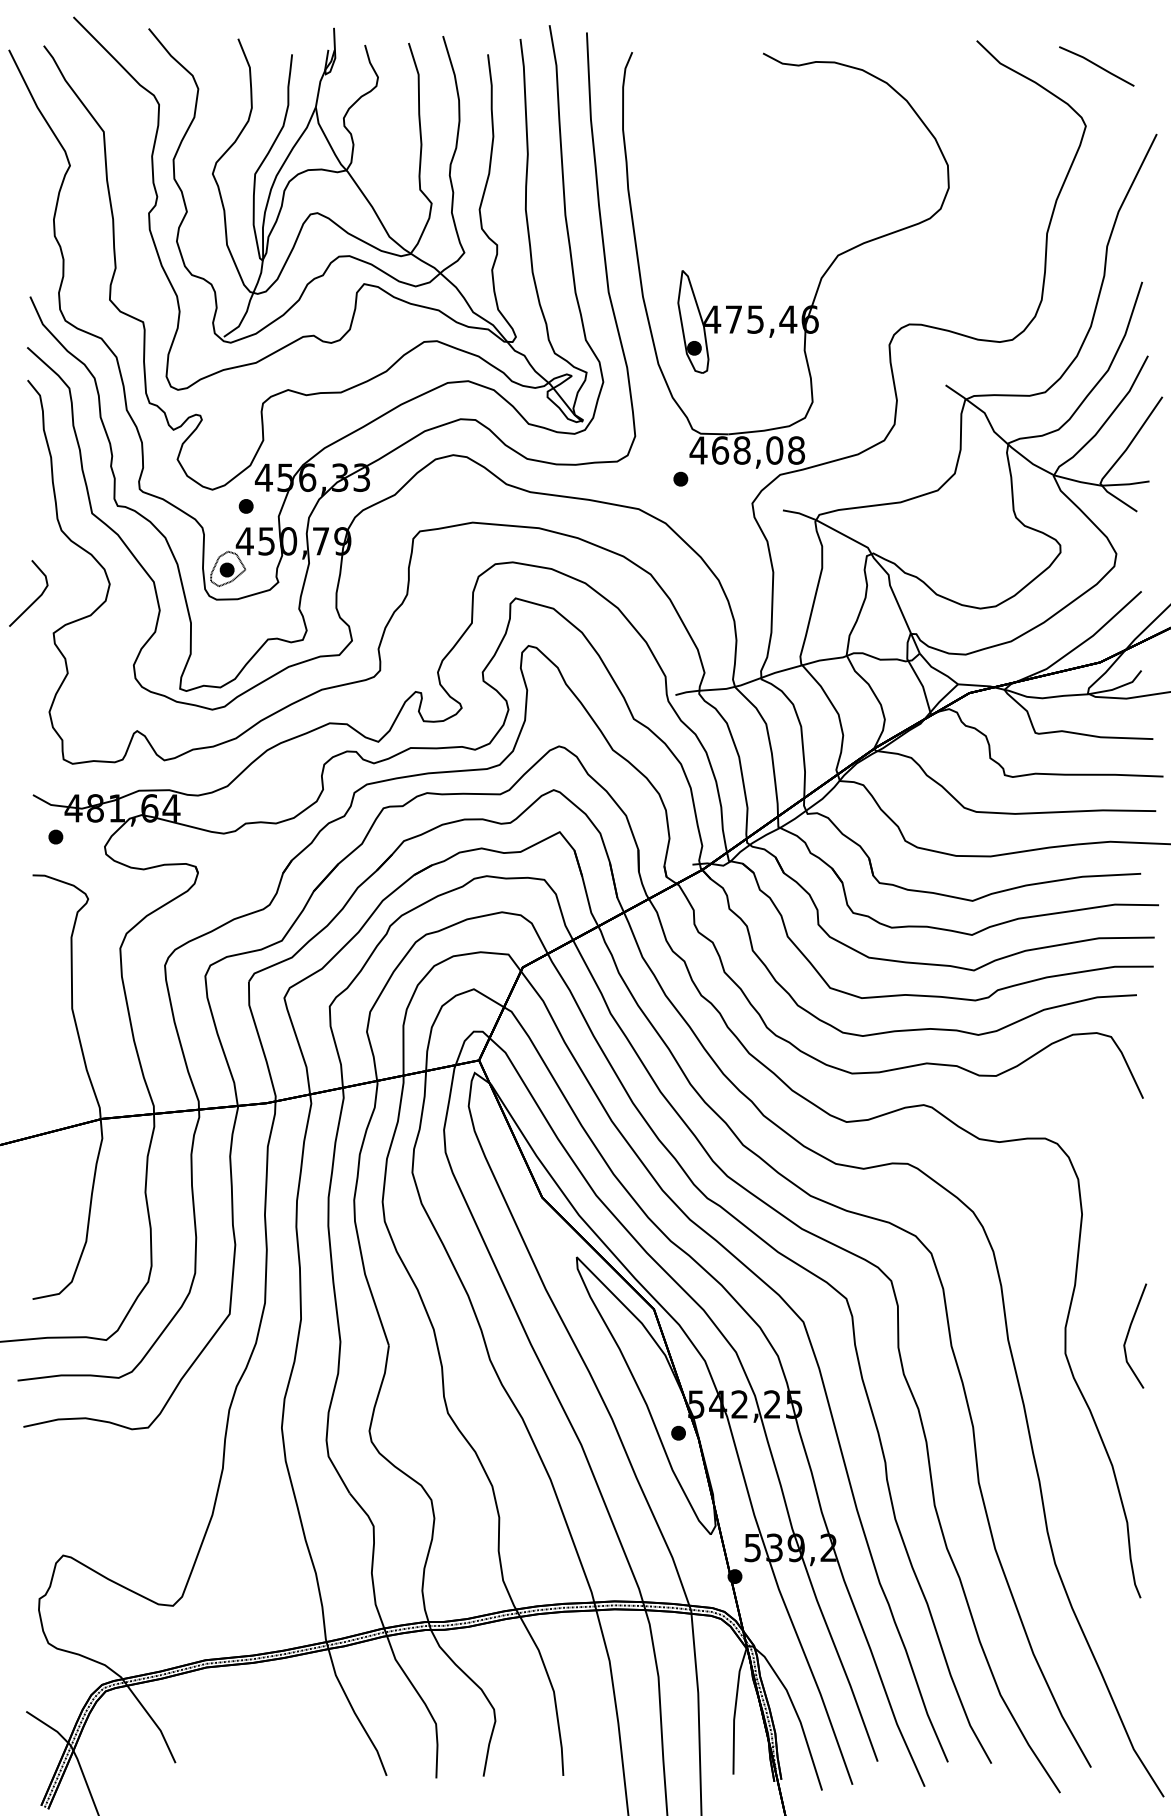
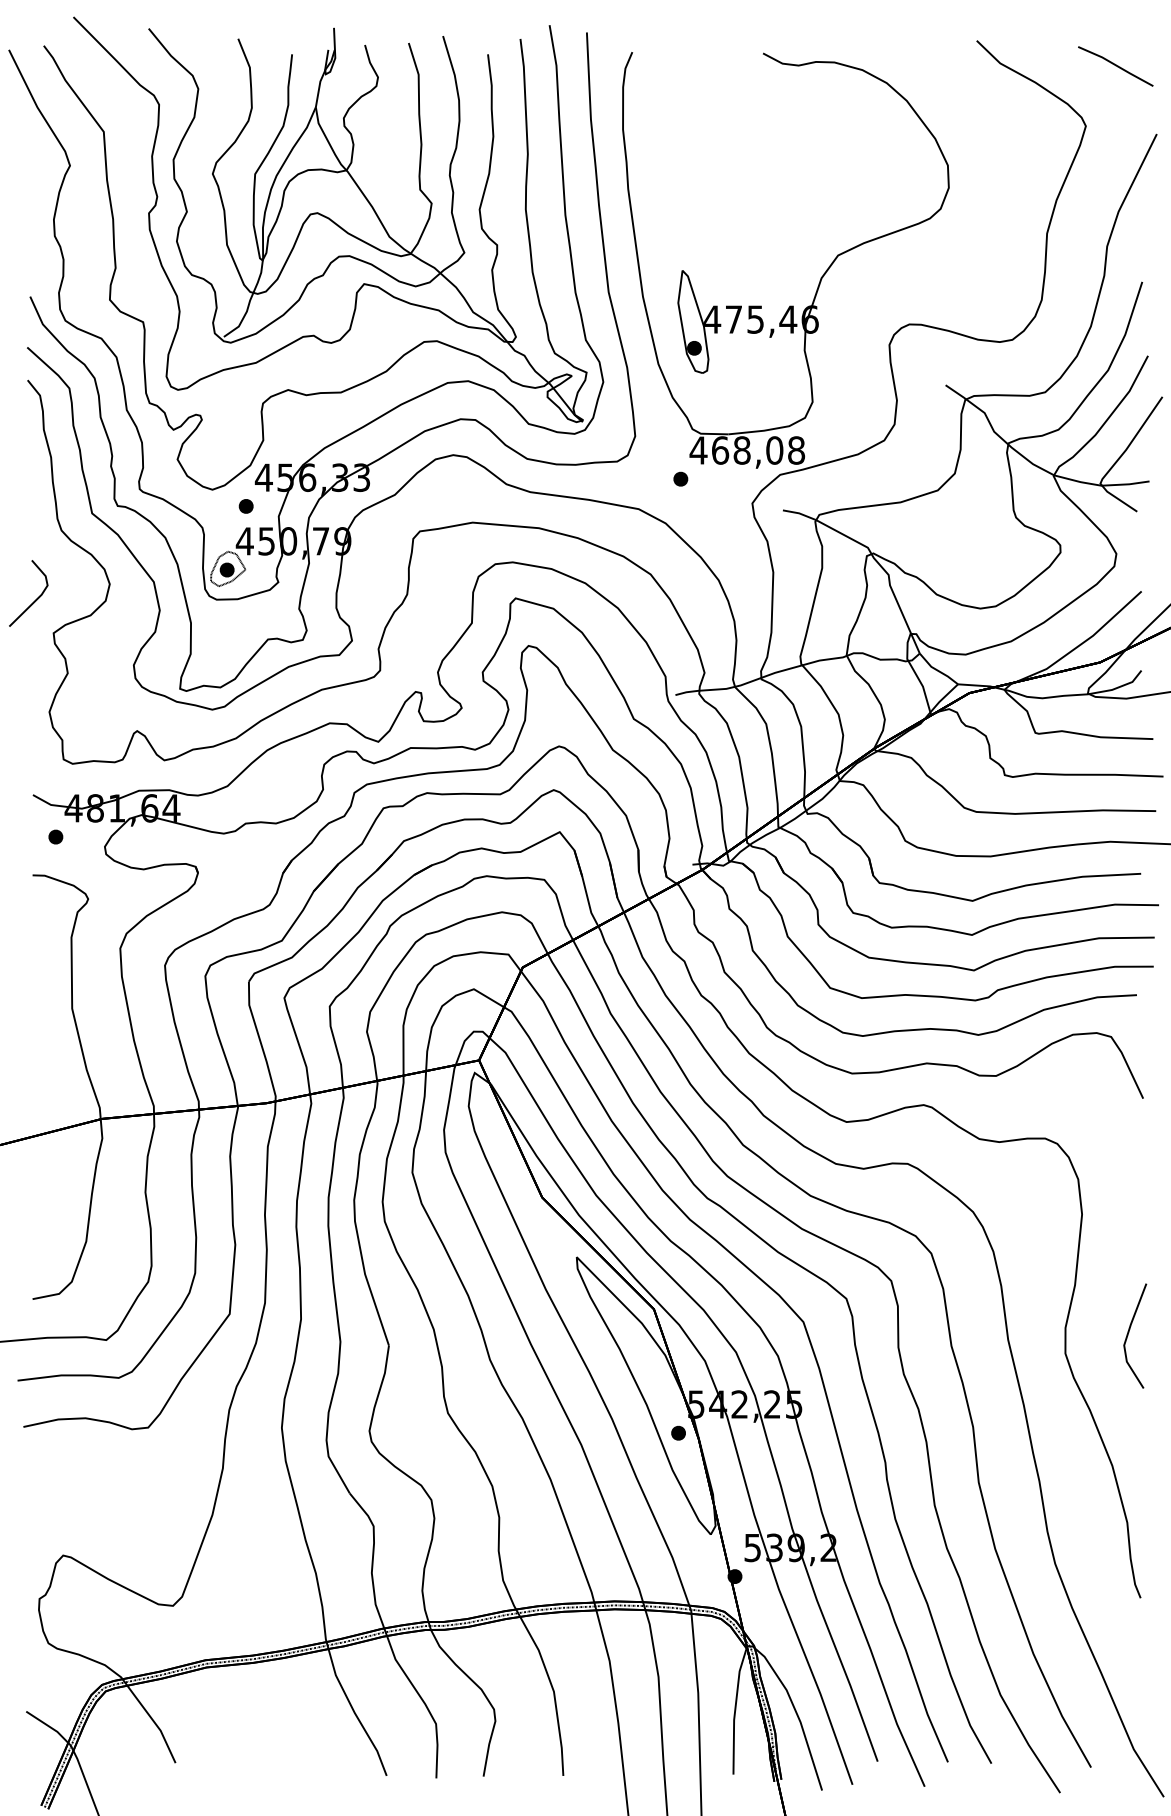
line position: (1096, 66) -> (1115, 66) (1115, 66)
